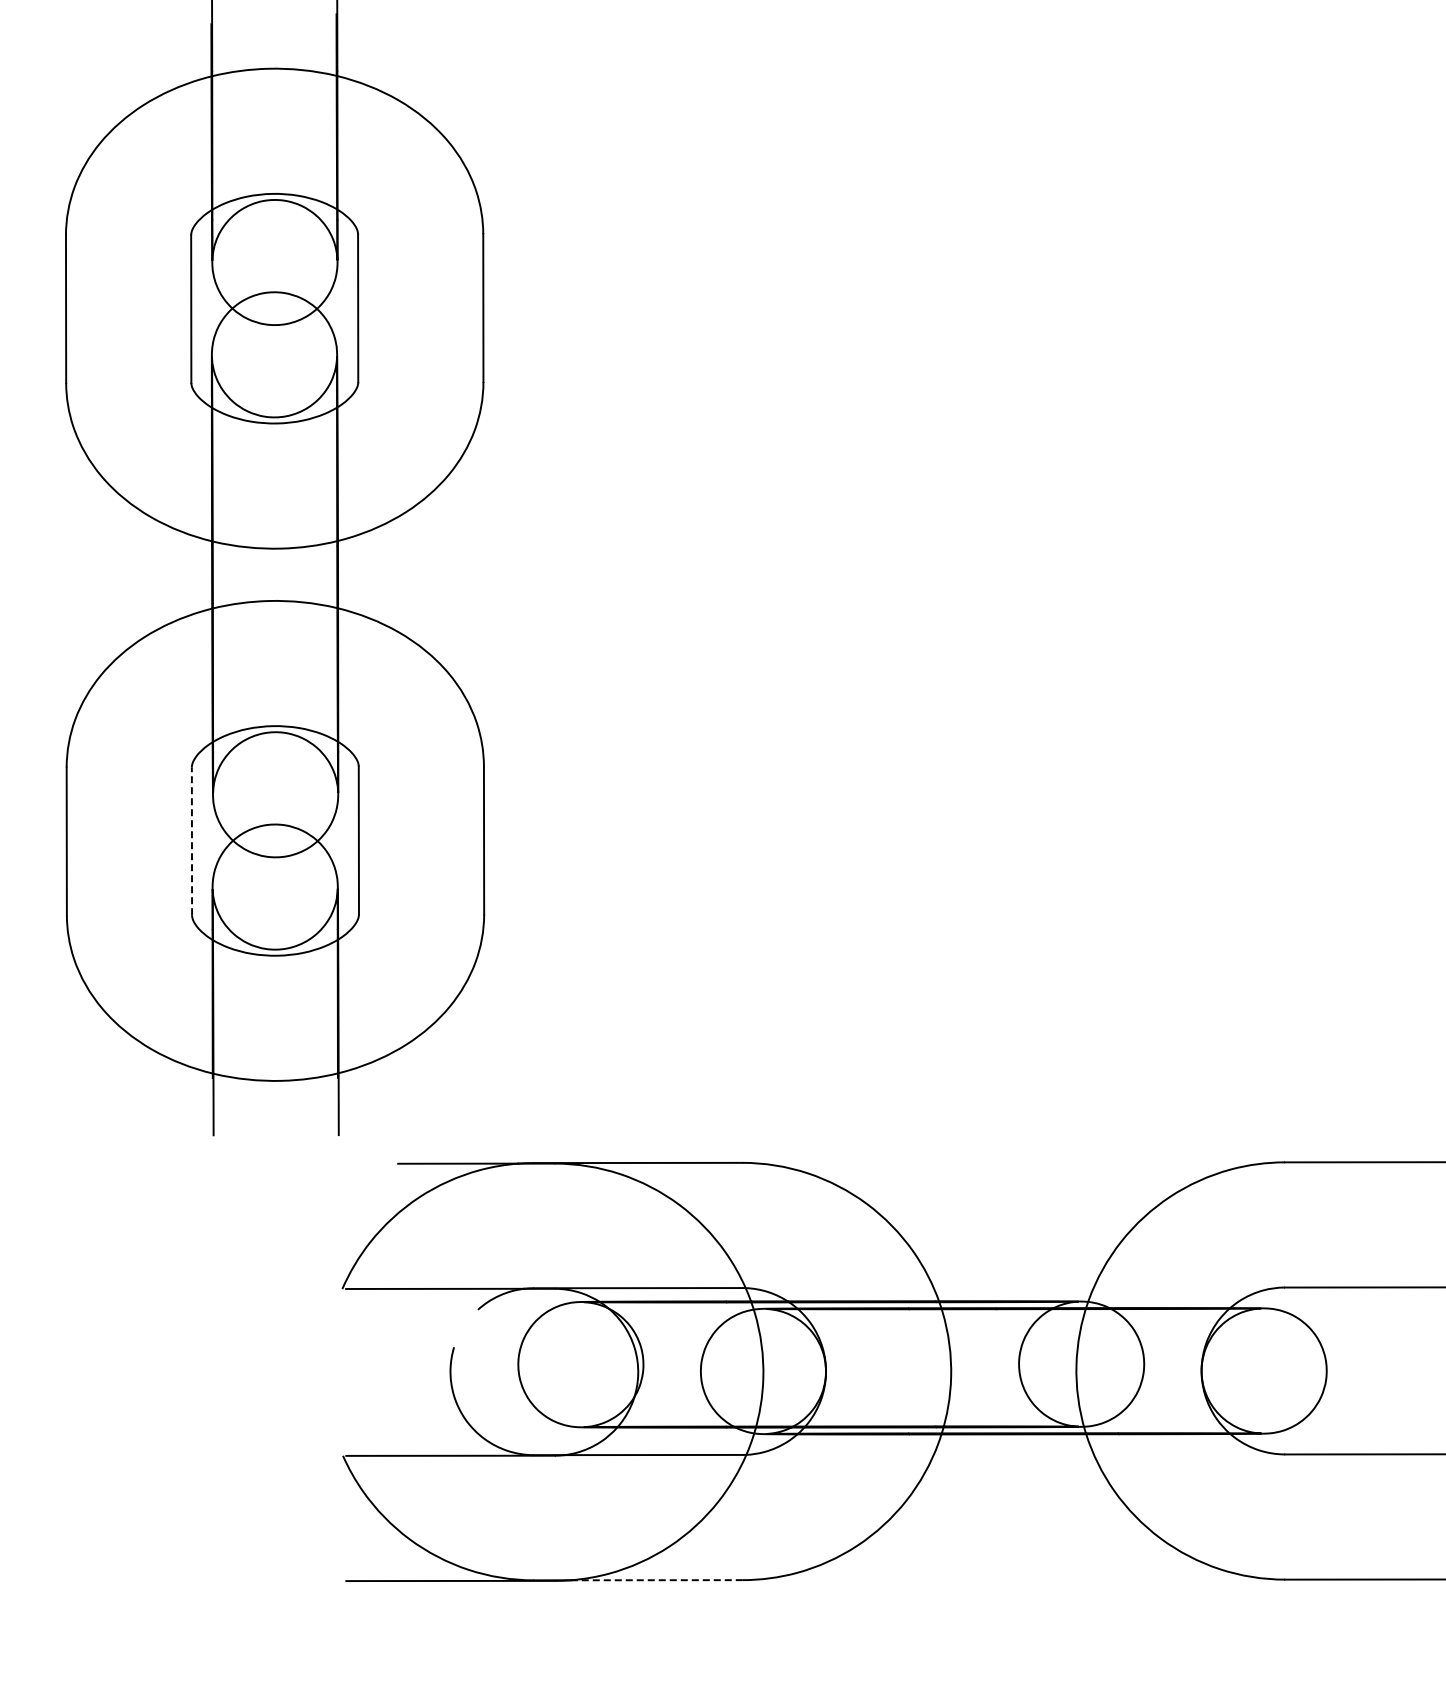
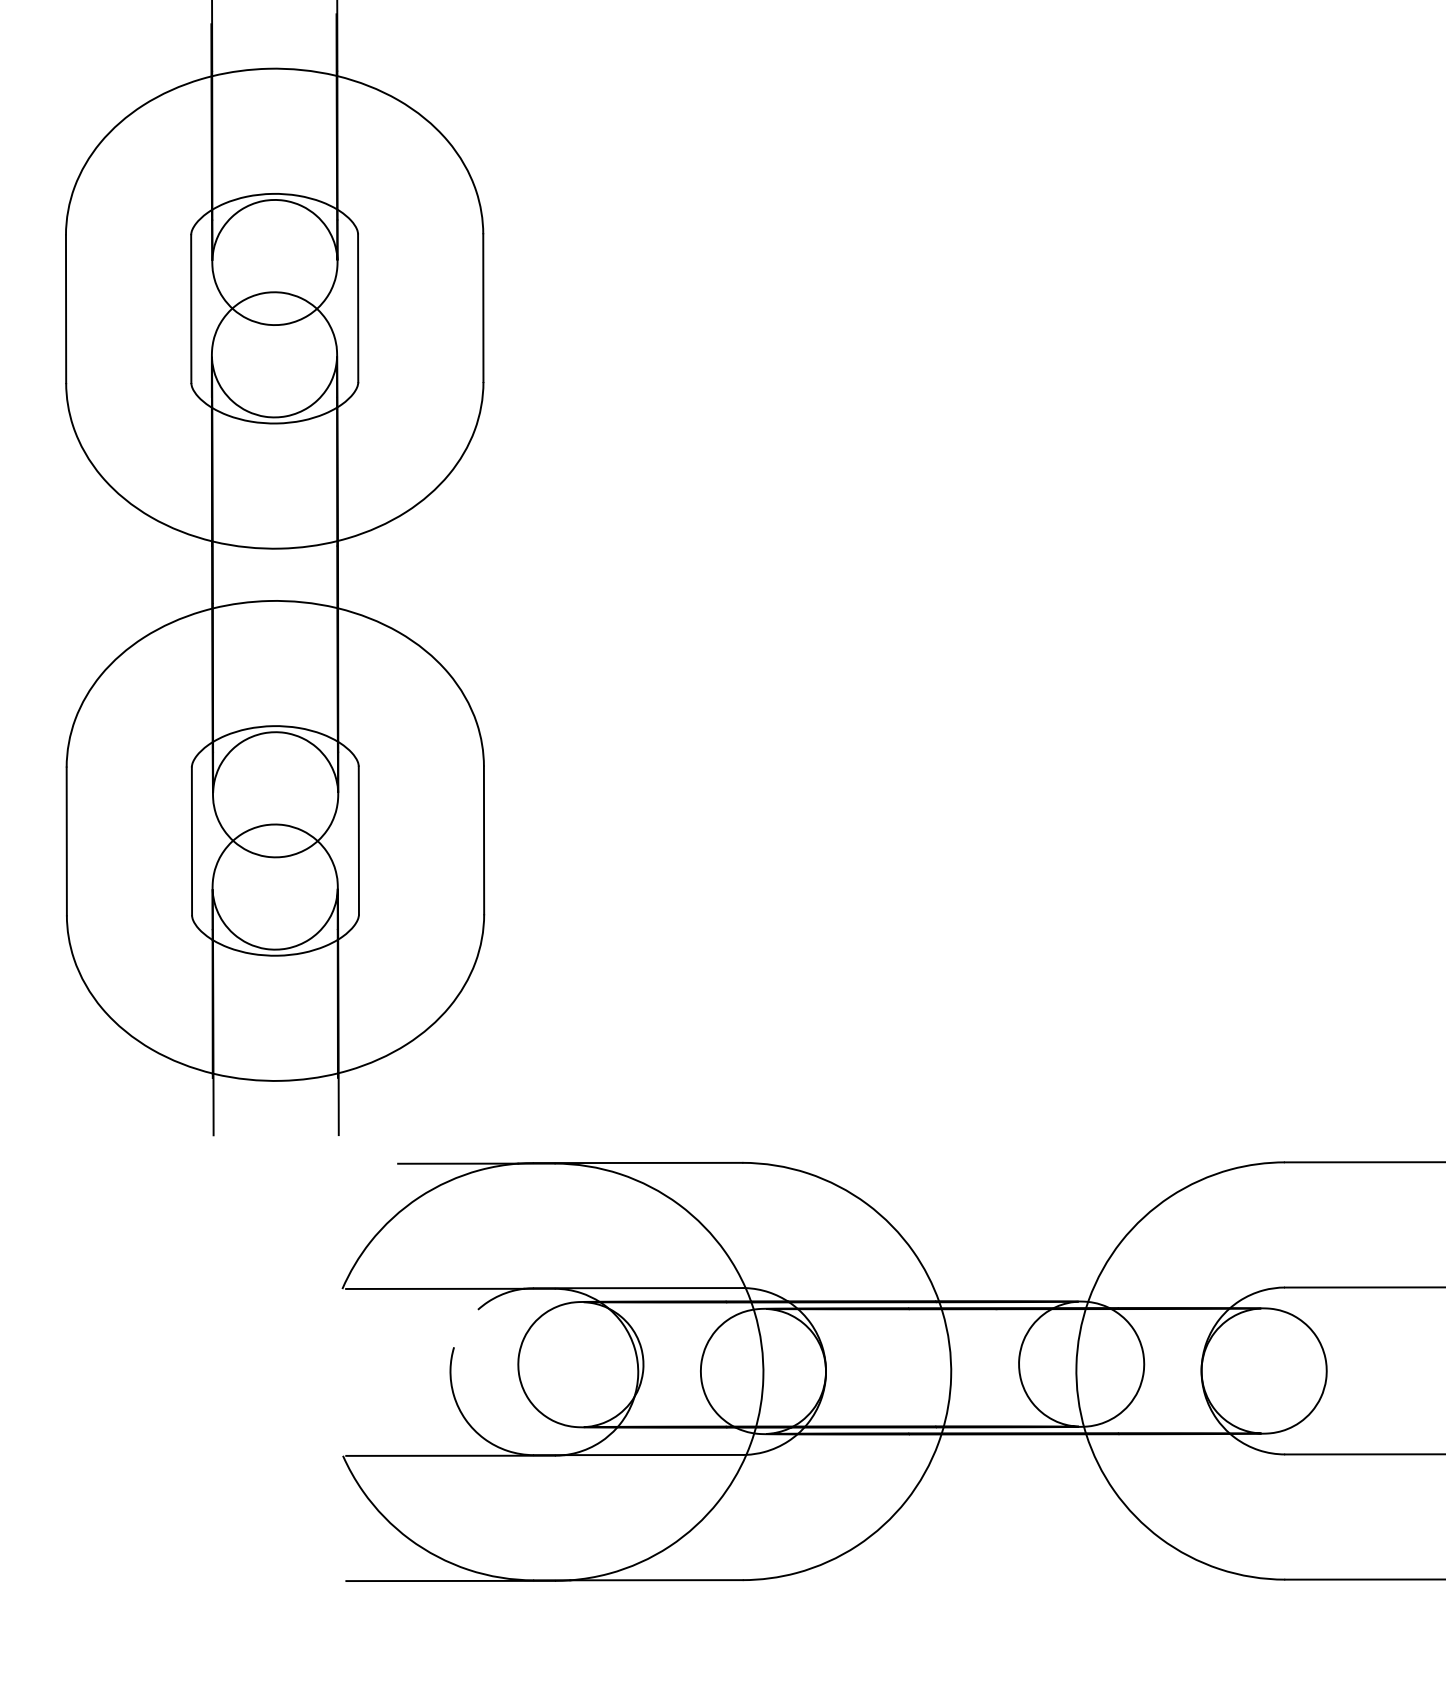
line: dashed -> solid (191, 841)
line: dashed -> solid (656, 1580)
